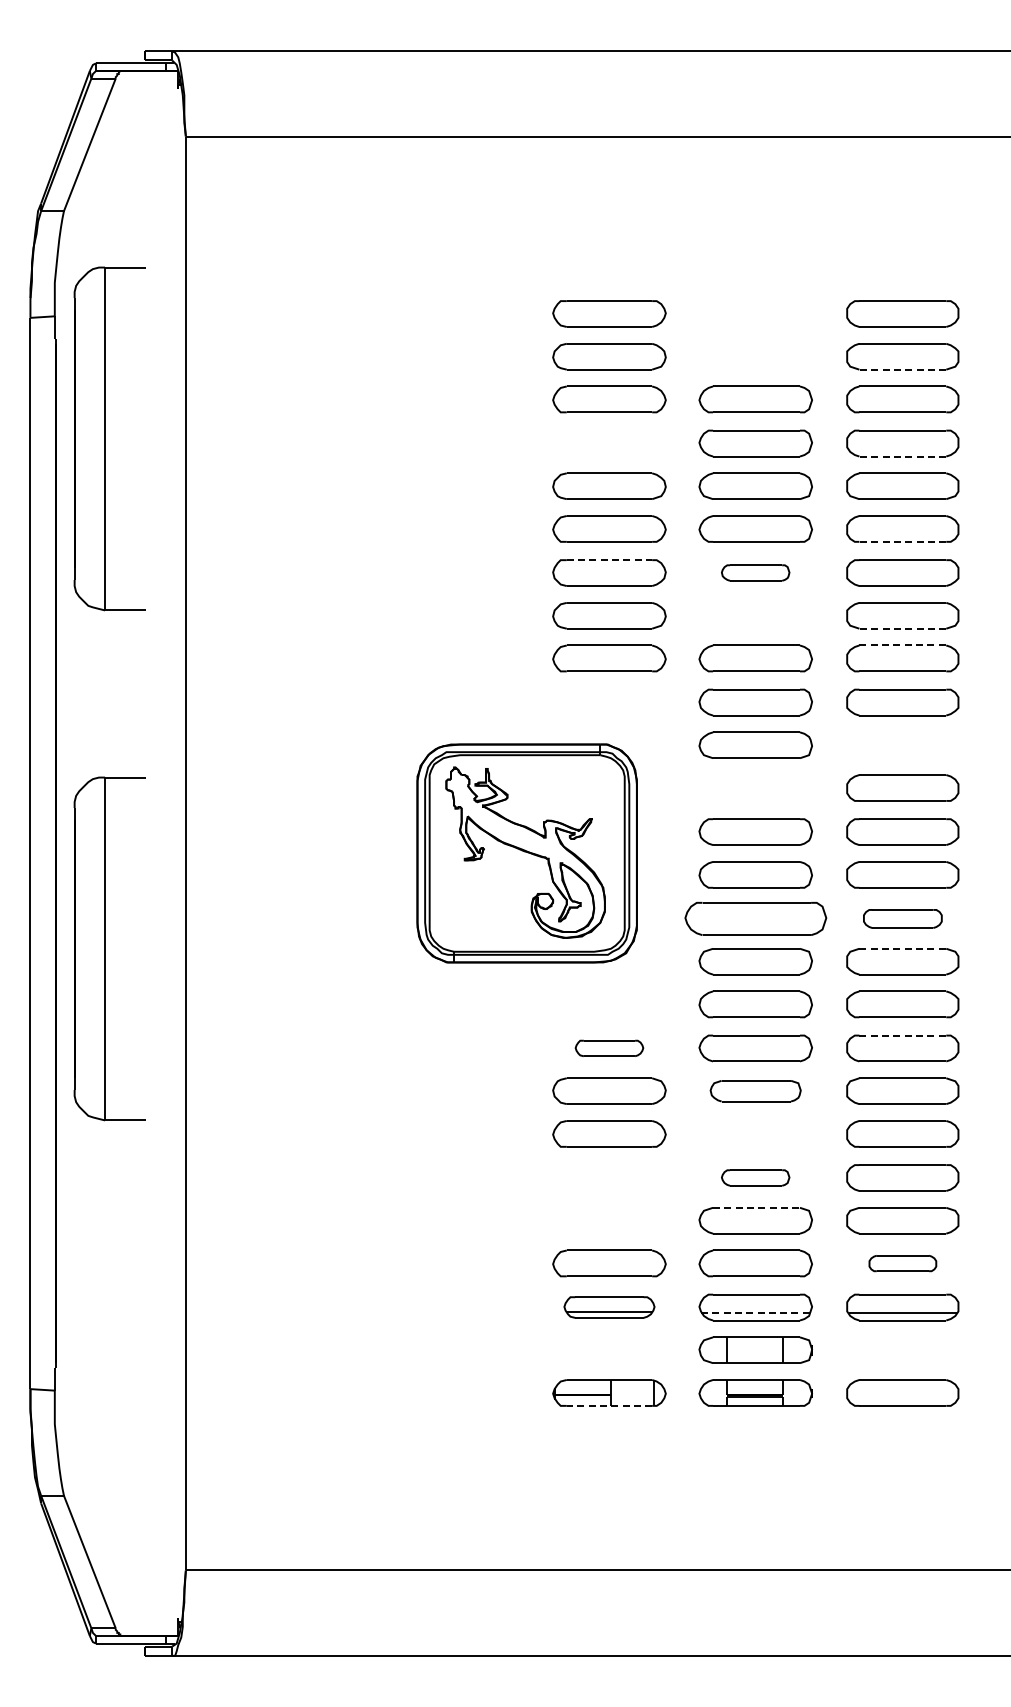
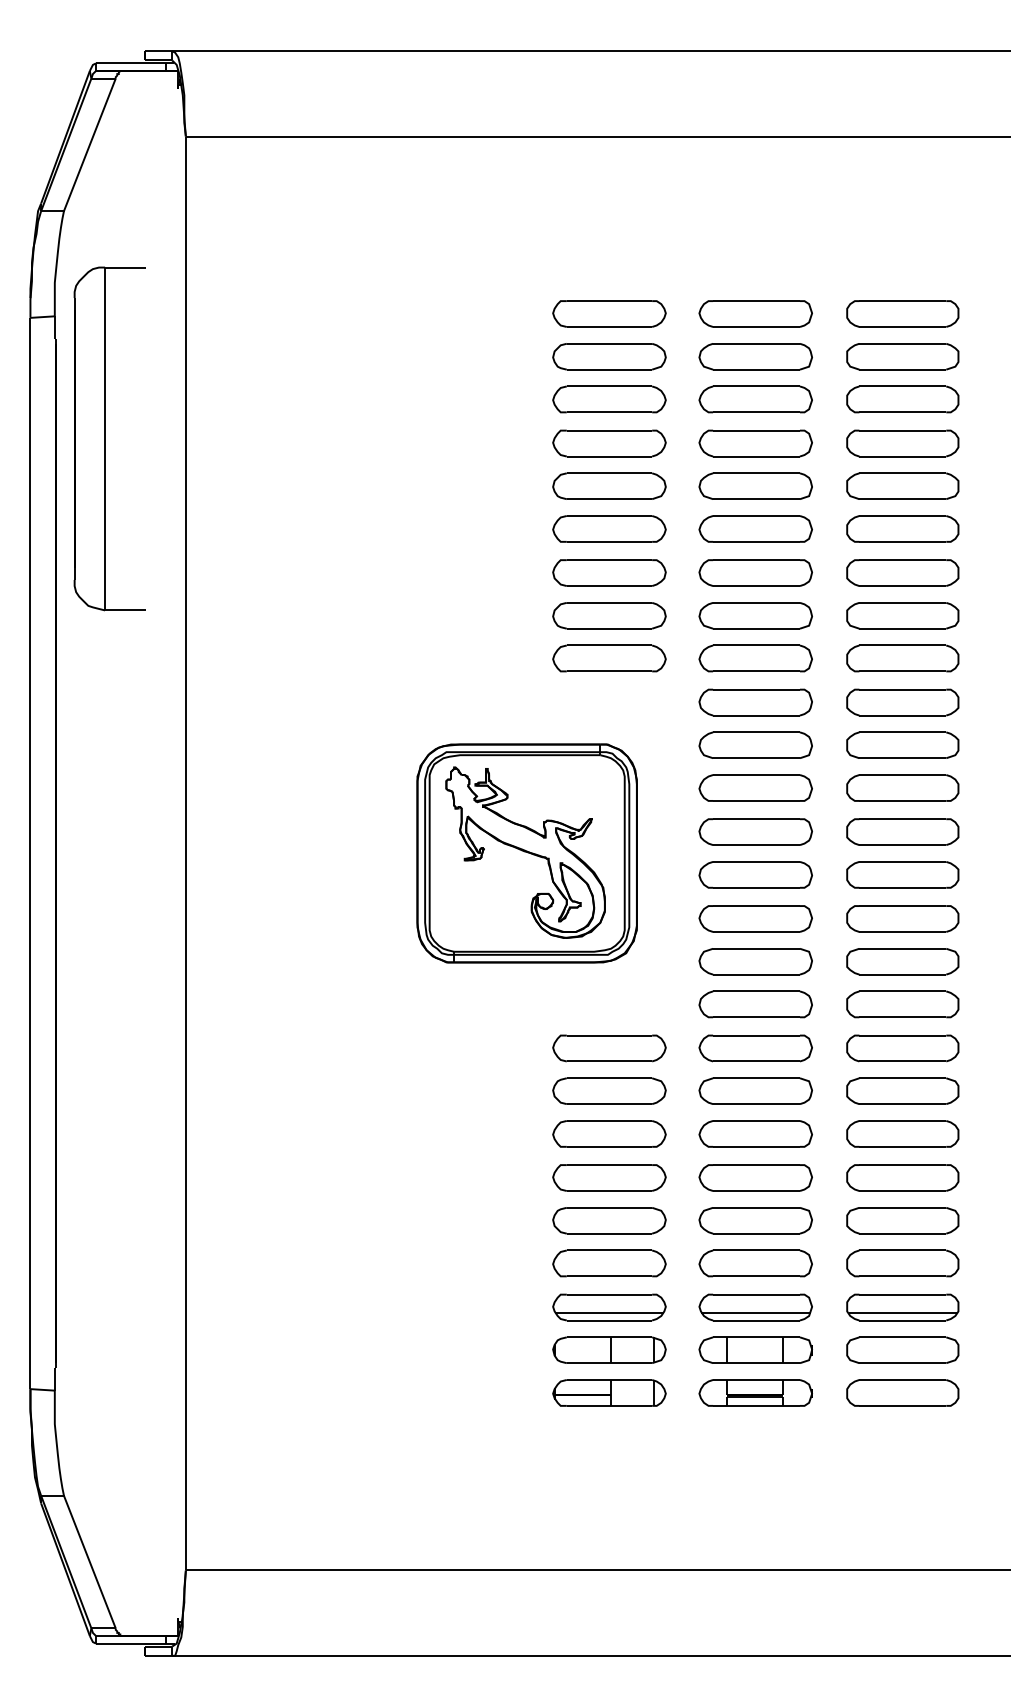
part: none -> present (755, 313)
part: none -> present (755, 356)
line: dashed -> solid (902, 369)
part: none -> present (609, 443)
line: dashed -> solid (902, 456)
line: dashed -> solid (902, 541)
line: dashed -> solid (609, 560)
part size: 70x18 px -> 115x28 px (755, 572)
part: none -> present (755, 615)
line: dashed -> solid (902, 628)
line: dashed -> solid (903, 645)
part: none -> present (902, 744)
part: none -> present (755, 787)
part size: 144x34 px -> 115x28 px (755, 918)
part size: 80x20 px -> 114x28 px (902, 918)
part: present -> none (109, 948)
line: dashed -> solid (903, 948)
line: dashed -> solid (903, 1035)
part size: 71x18 px -> 115x29 px (609, 1048)
part size: 93x23 px -> 115x28 px (755, 1090)
part: none -> present (755, 1133)
part: none -> present (609, 1177)
part size: 70x18 px -> 115x28 px (755, 1177)
line: dashed -> solid (757, 1207)
part: none -> present (609, 1220)
part size: 70x18 px -> 114x29 px (902, 1263)
part size: 93x23 px -> 115x29 px (609, 1307)
line: dashed -> solid (755, 1312)
part: none -> present (609, 1349)
part: none -> present (902, 1349)
line: dashed -> solid (609, 1405)
